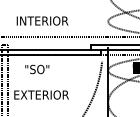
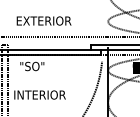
text: INTERIOR -> EXTERIOR (44, 20)
text position: (37, 69) -> (32, 66) (32, 66)
text: EXTERIOR -> INTERIOR (41, 94)
